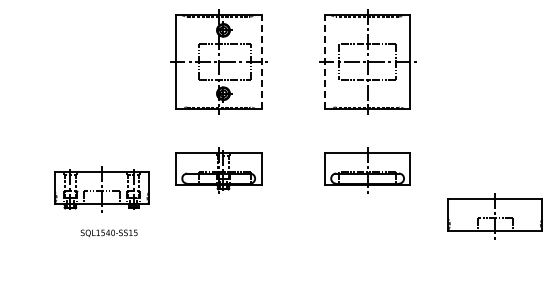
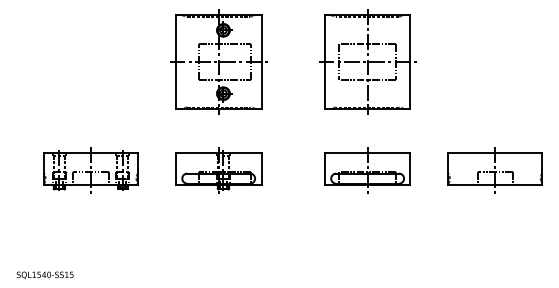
line: dashed -> solid (261, 62)
line: dashed -> solid (324, 62)
part position: (101, 189) -> (90, 170) (90, 170)
part position: (494, 216) -> (494, 170) (494, 170)
text position: (108, 232) -> (44, 274) (44, 274)
